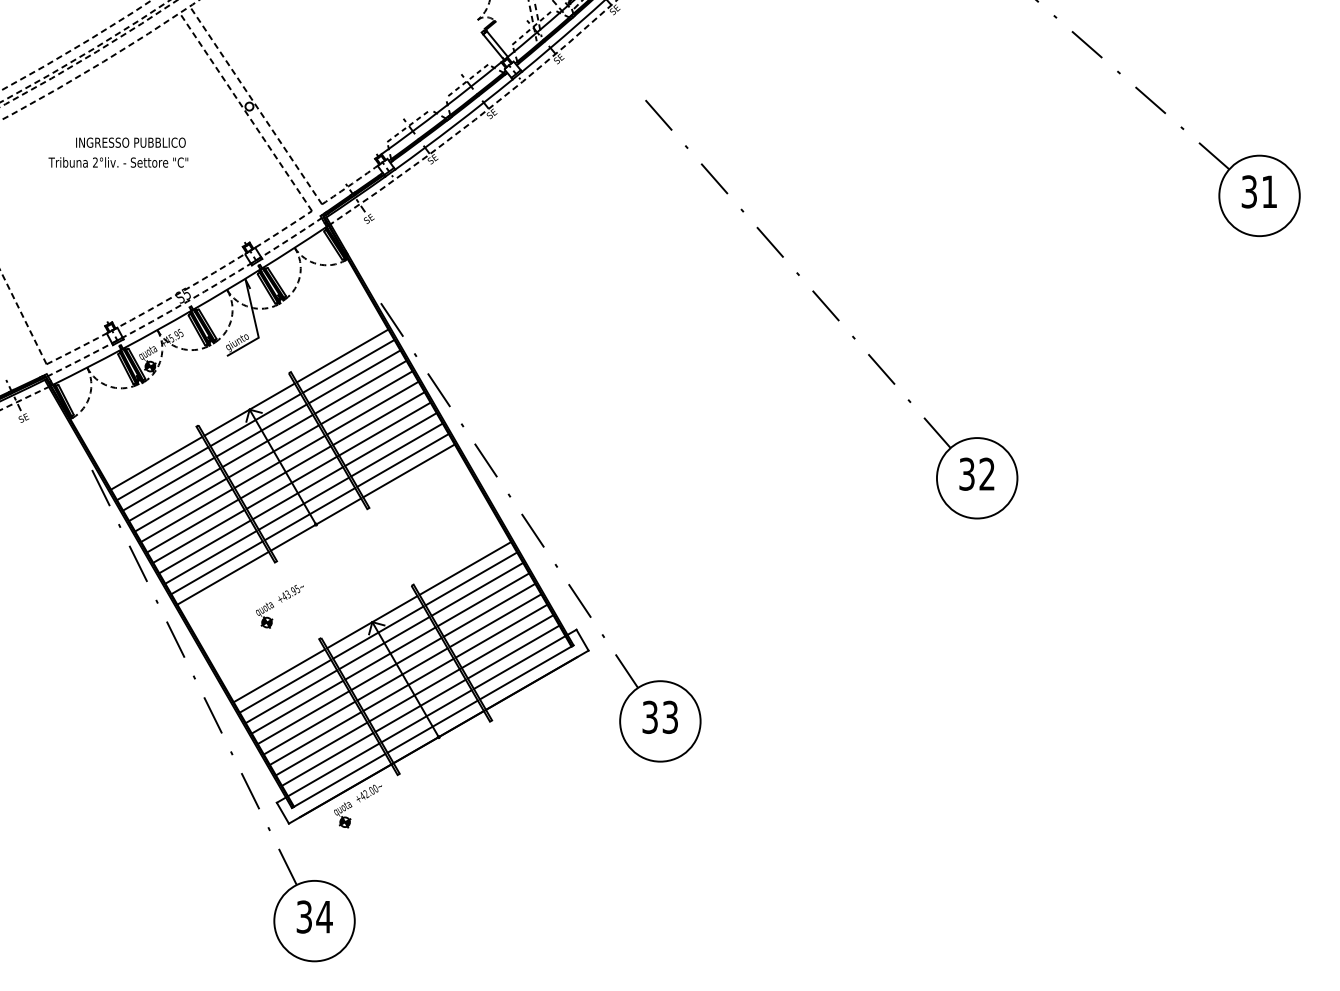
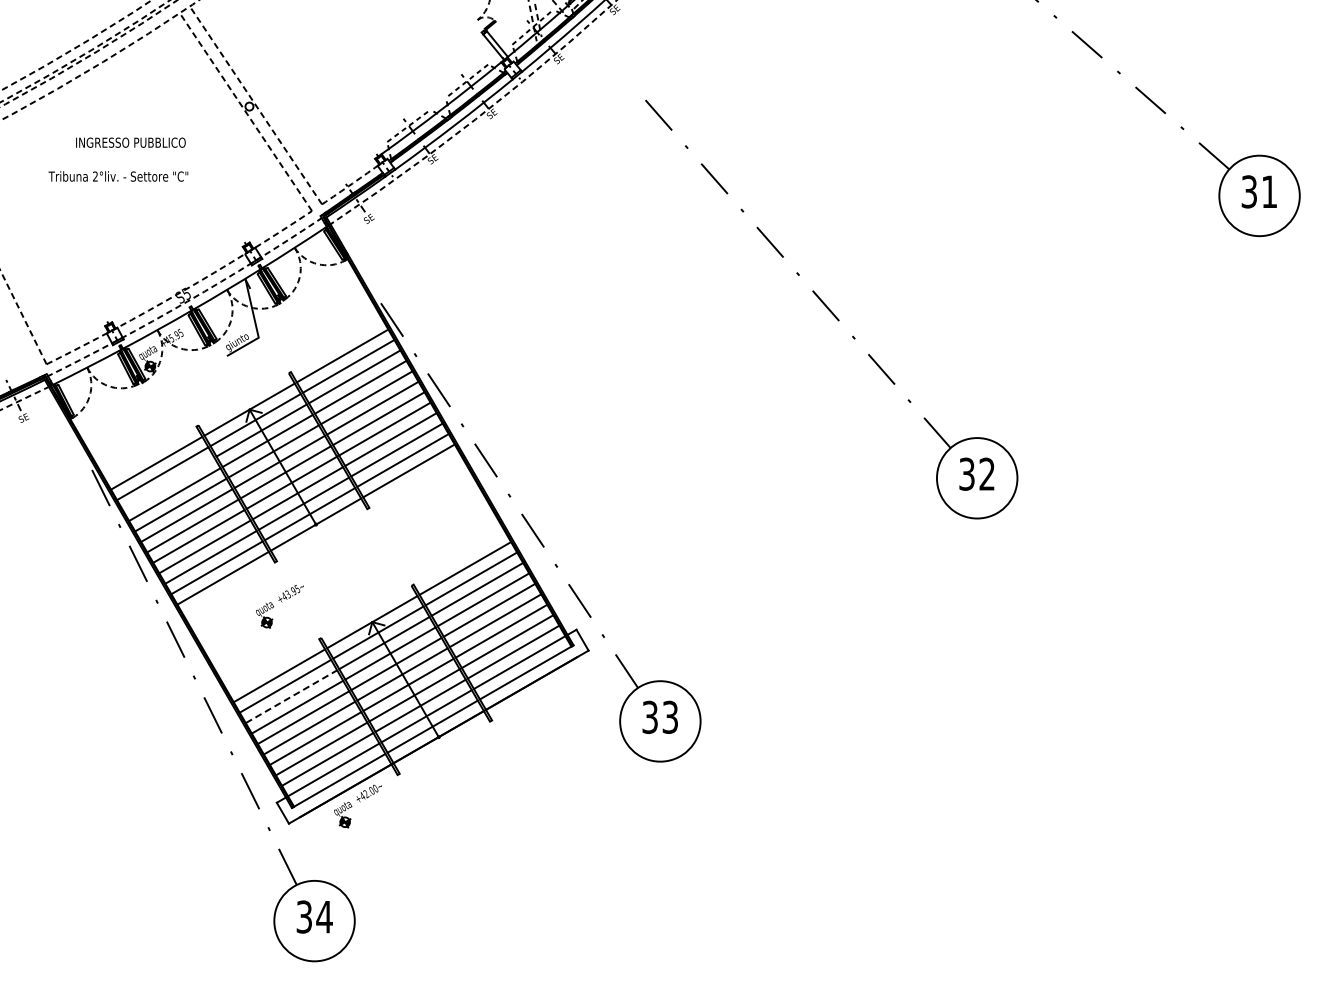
text position: (118, 162) -> (118, 176) (118, 176)
line: present -> none (168, 483)
line: solid -> dashed (291, 696)
